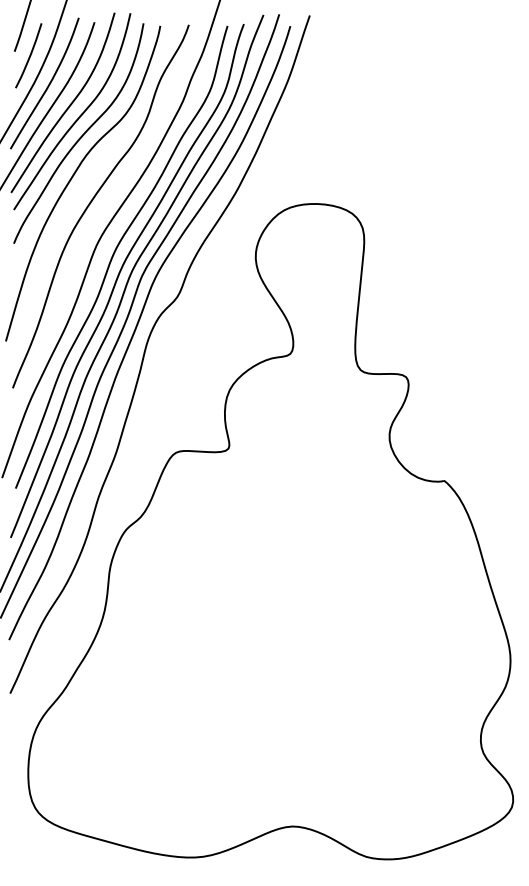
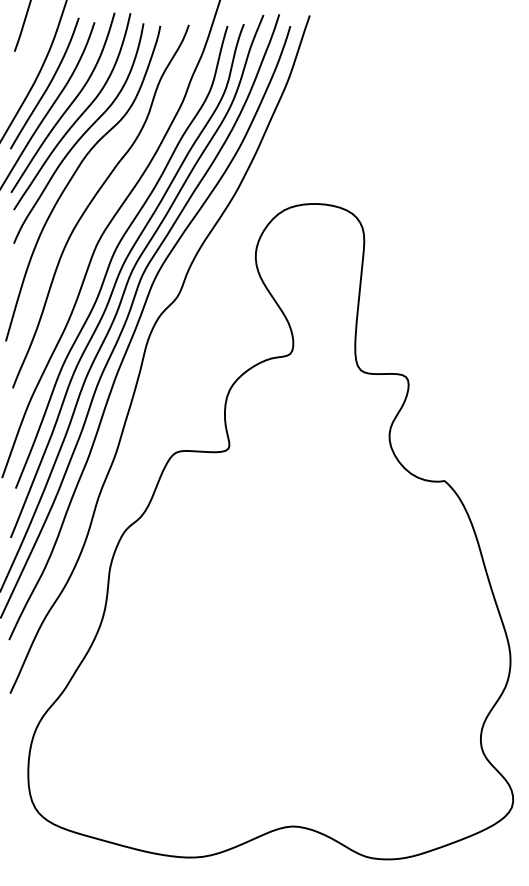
curve: present -> none (29, 55)
